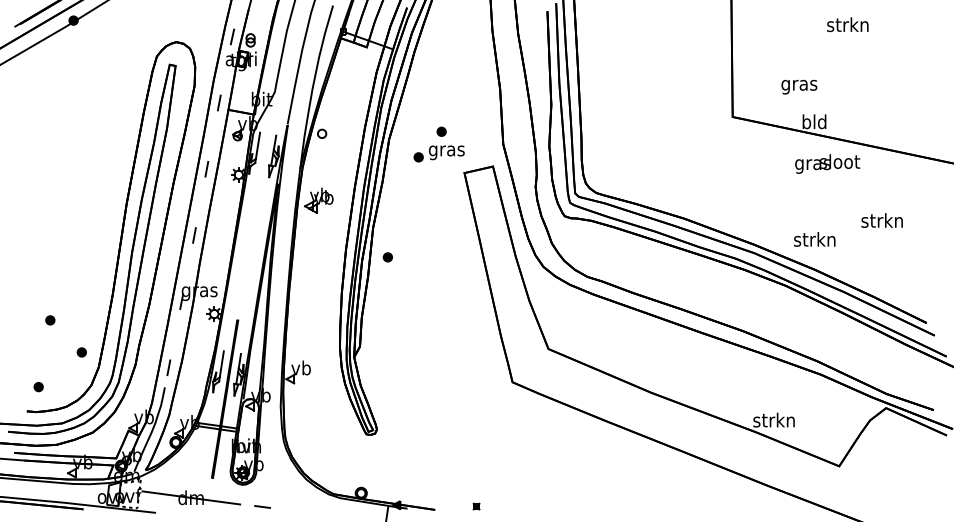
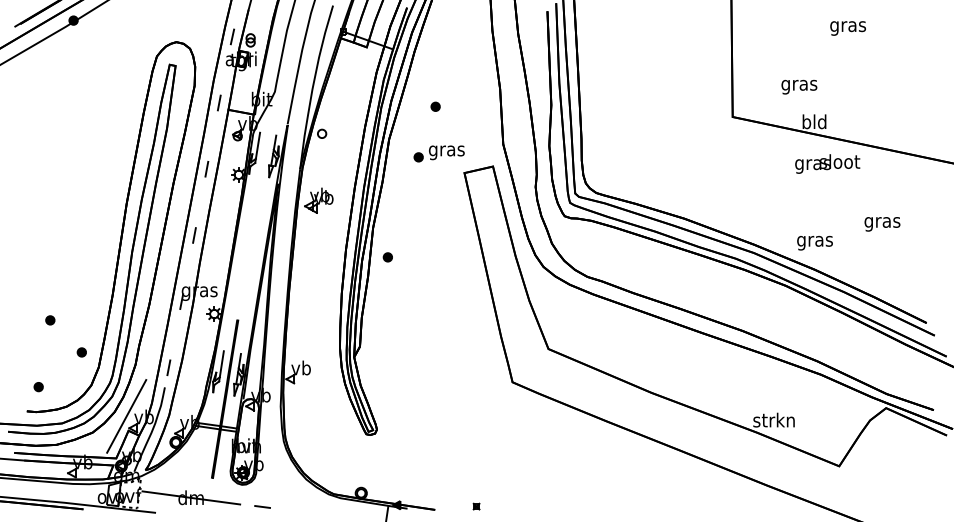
text: strkn -> gras (847, 26)
part position: (441, 131) -> (435, 106) (435, 106)
text: strkn -> gras (881, 222)
text: strkn -> gras (814, 241)
line: none -> present (126, 416)
